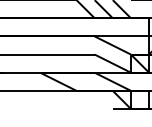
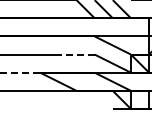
line: solid -> dashed (76, 54)
line: solid -> dashed (21, 72)
